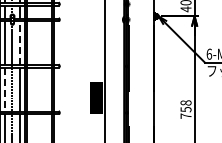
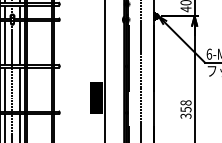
line: dashed -> solid (20, 43)
line: none -> present (141, 70)
line: dashed -> solid (4, 89)
text: 758 -> 358 (185, 115)
